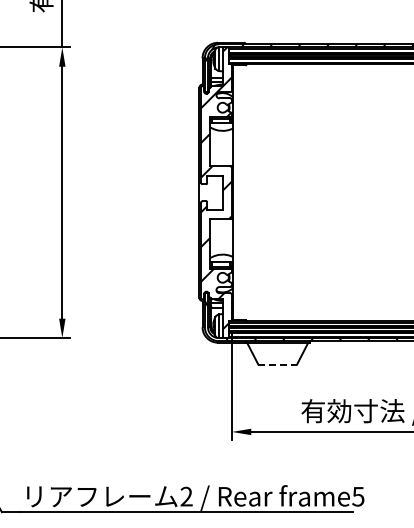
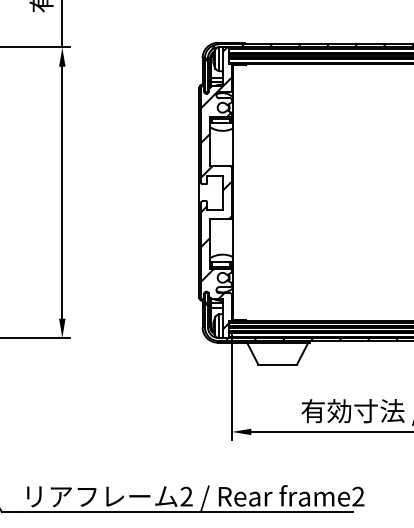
line: dashed -> solid (278, 364)
text: frame5 -> frame2 (358, 496)
